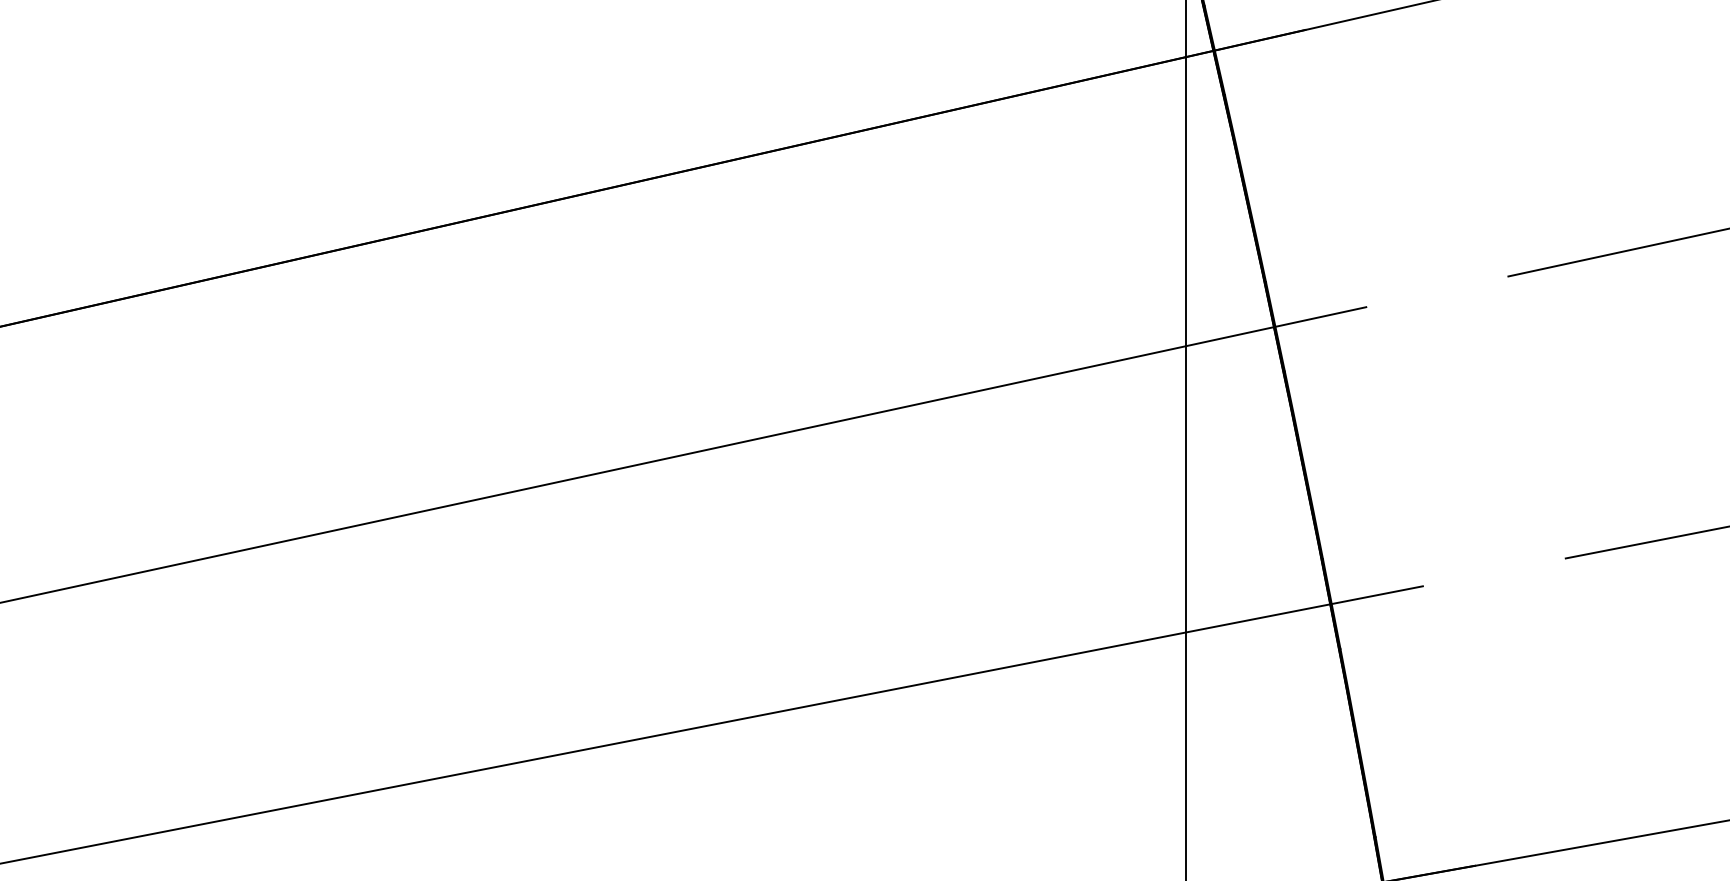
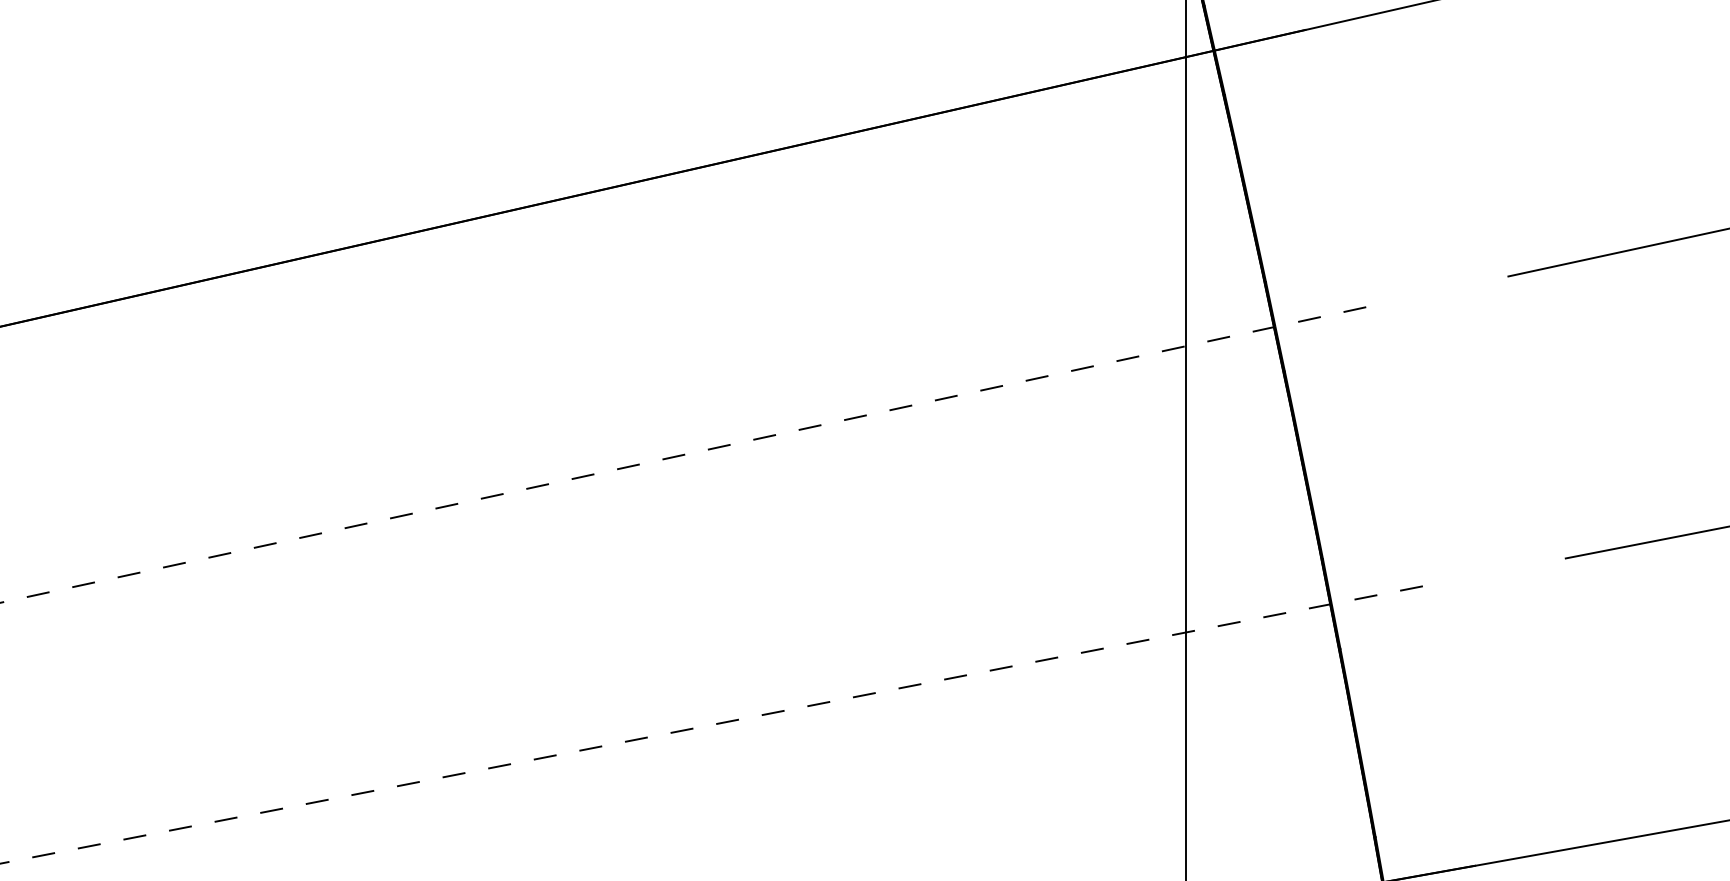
line: solid -> dashed (683, 455)
line: solid -> dashed (711, 725)
